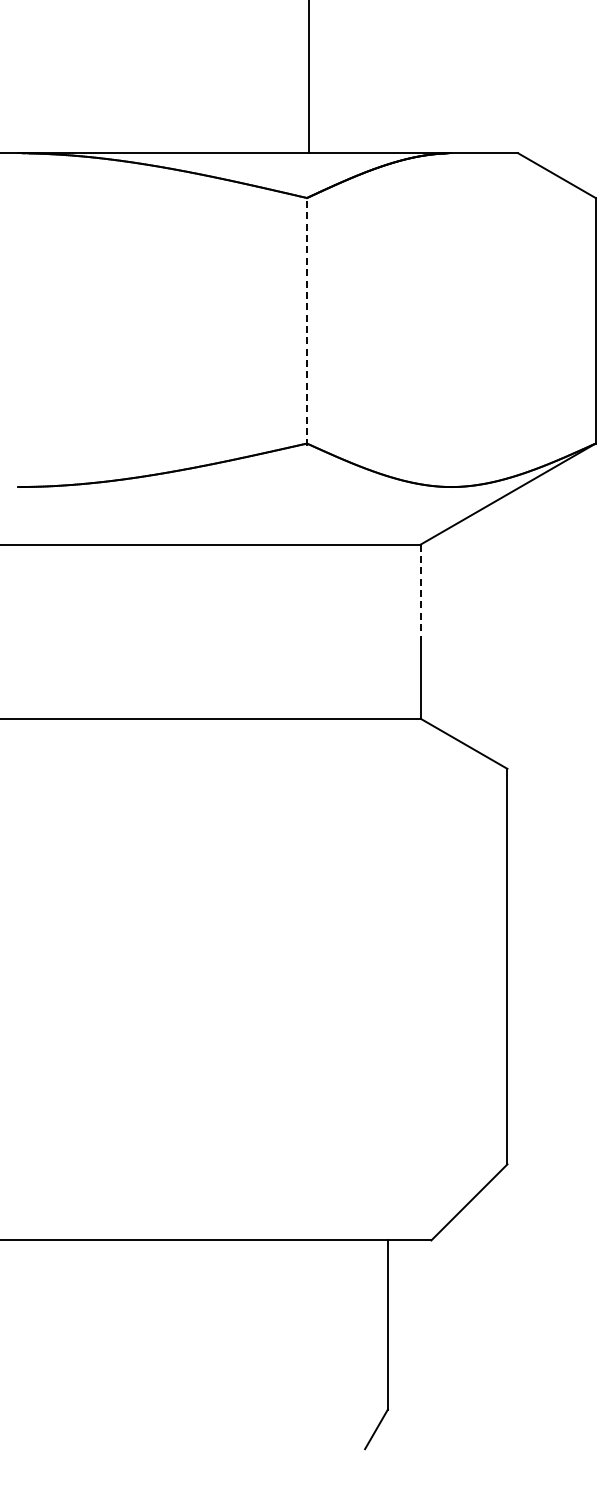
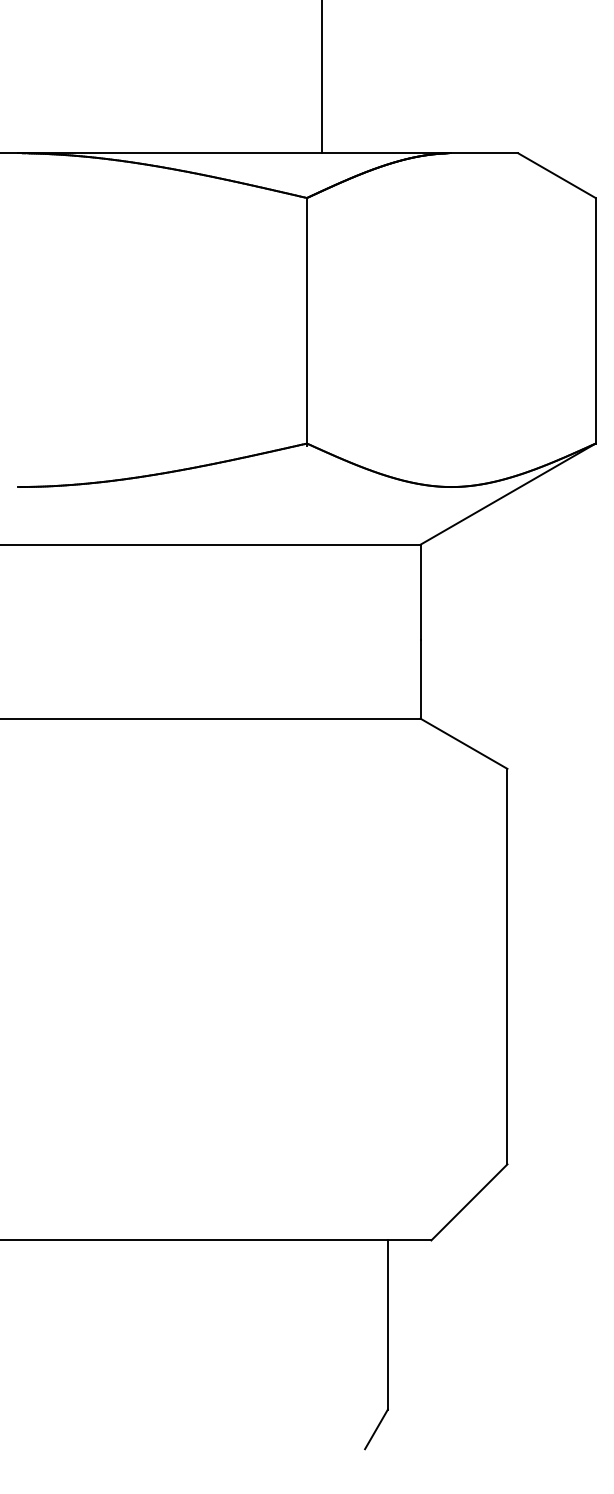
line position: (308, 77) -> (321, 77) (321, 77)
line: dashed -> solid (307, 321)
line: dashed -> solid (420, 592)
